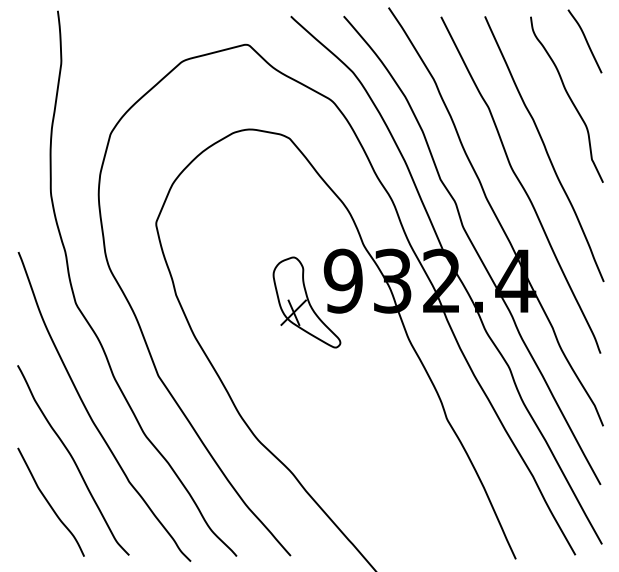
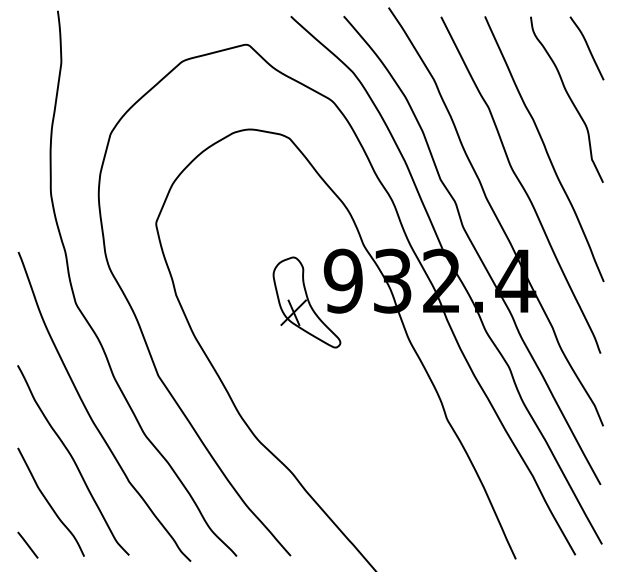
curve position: (585, 41) -> (587, 48) (587, 48)
line: none -> present (27, 544)
